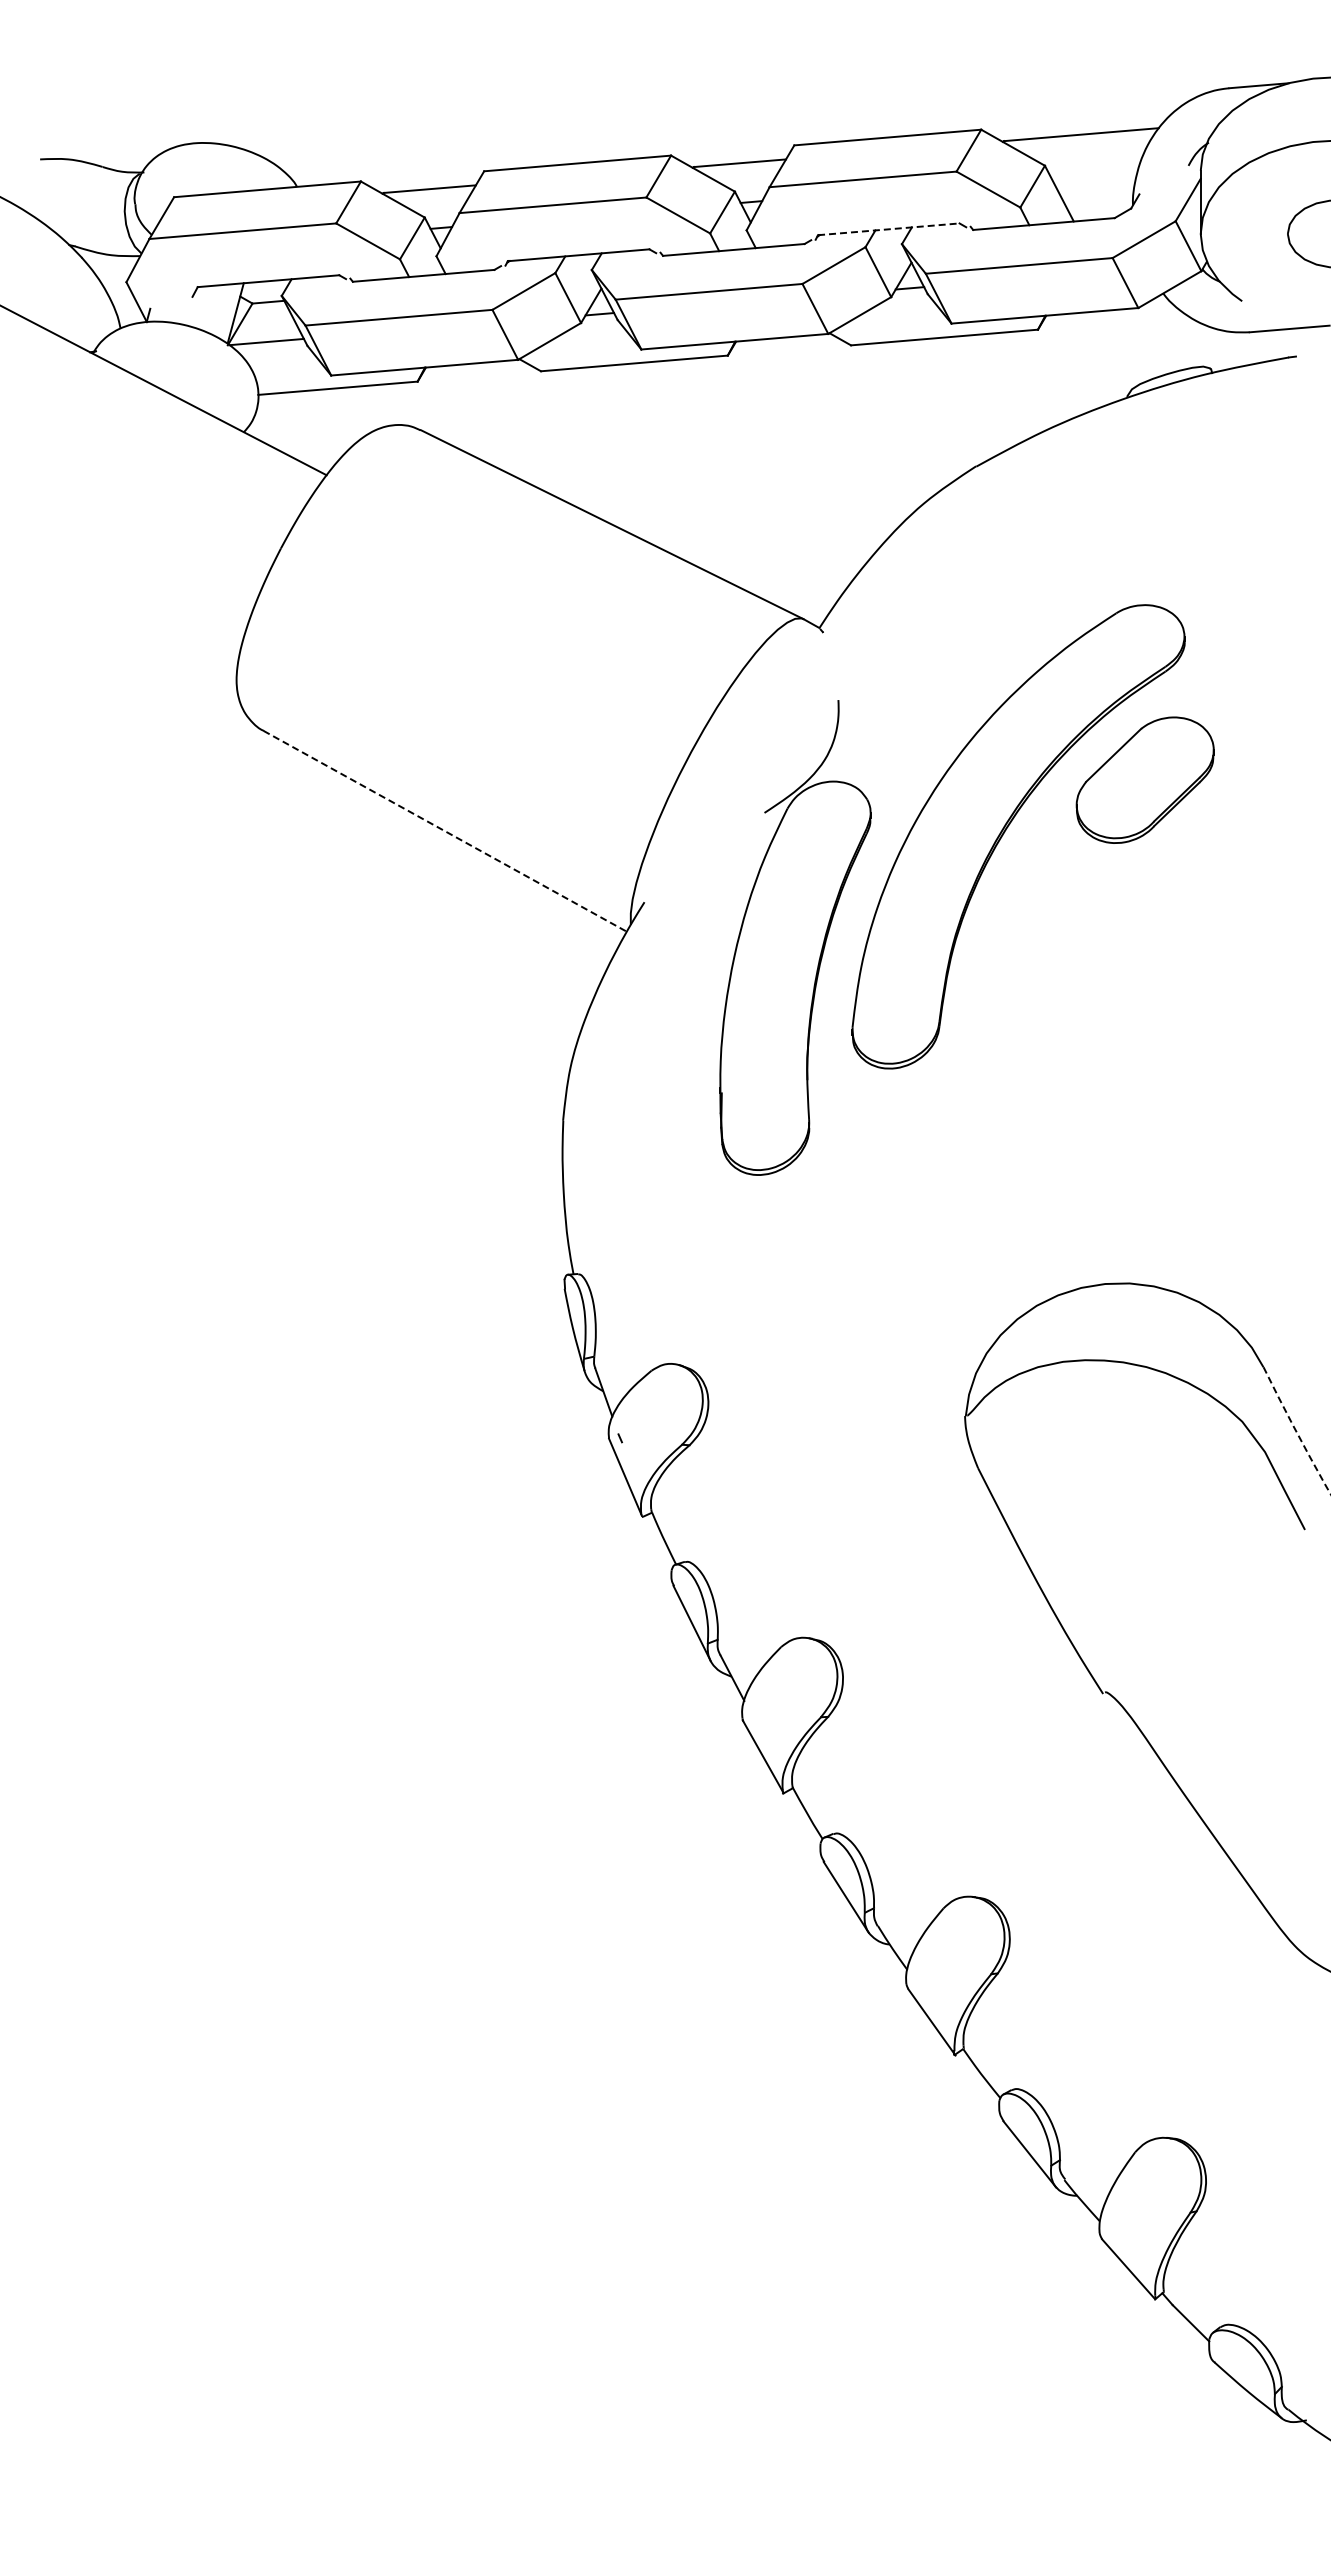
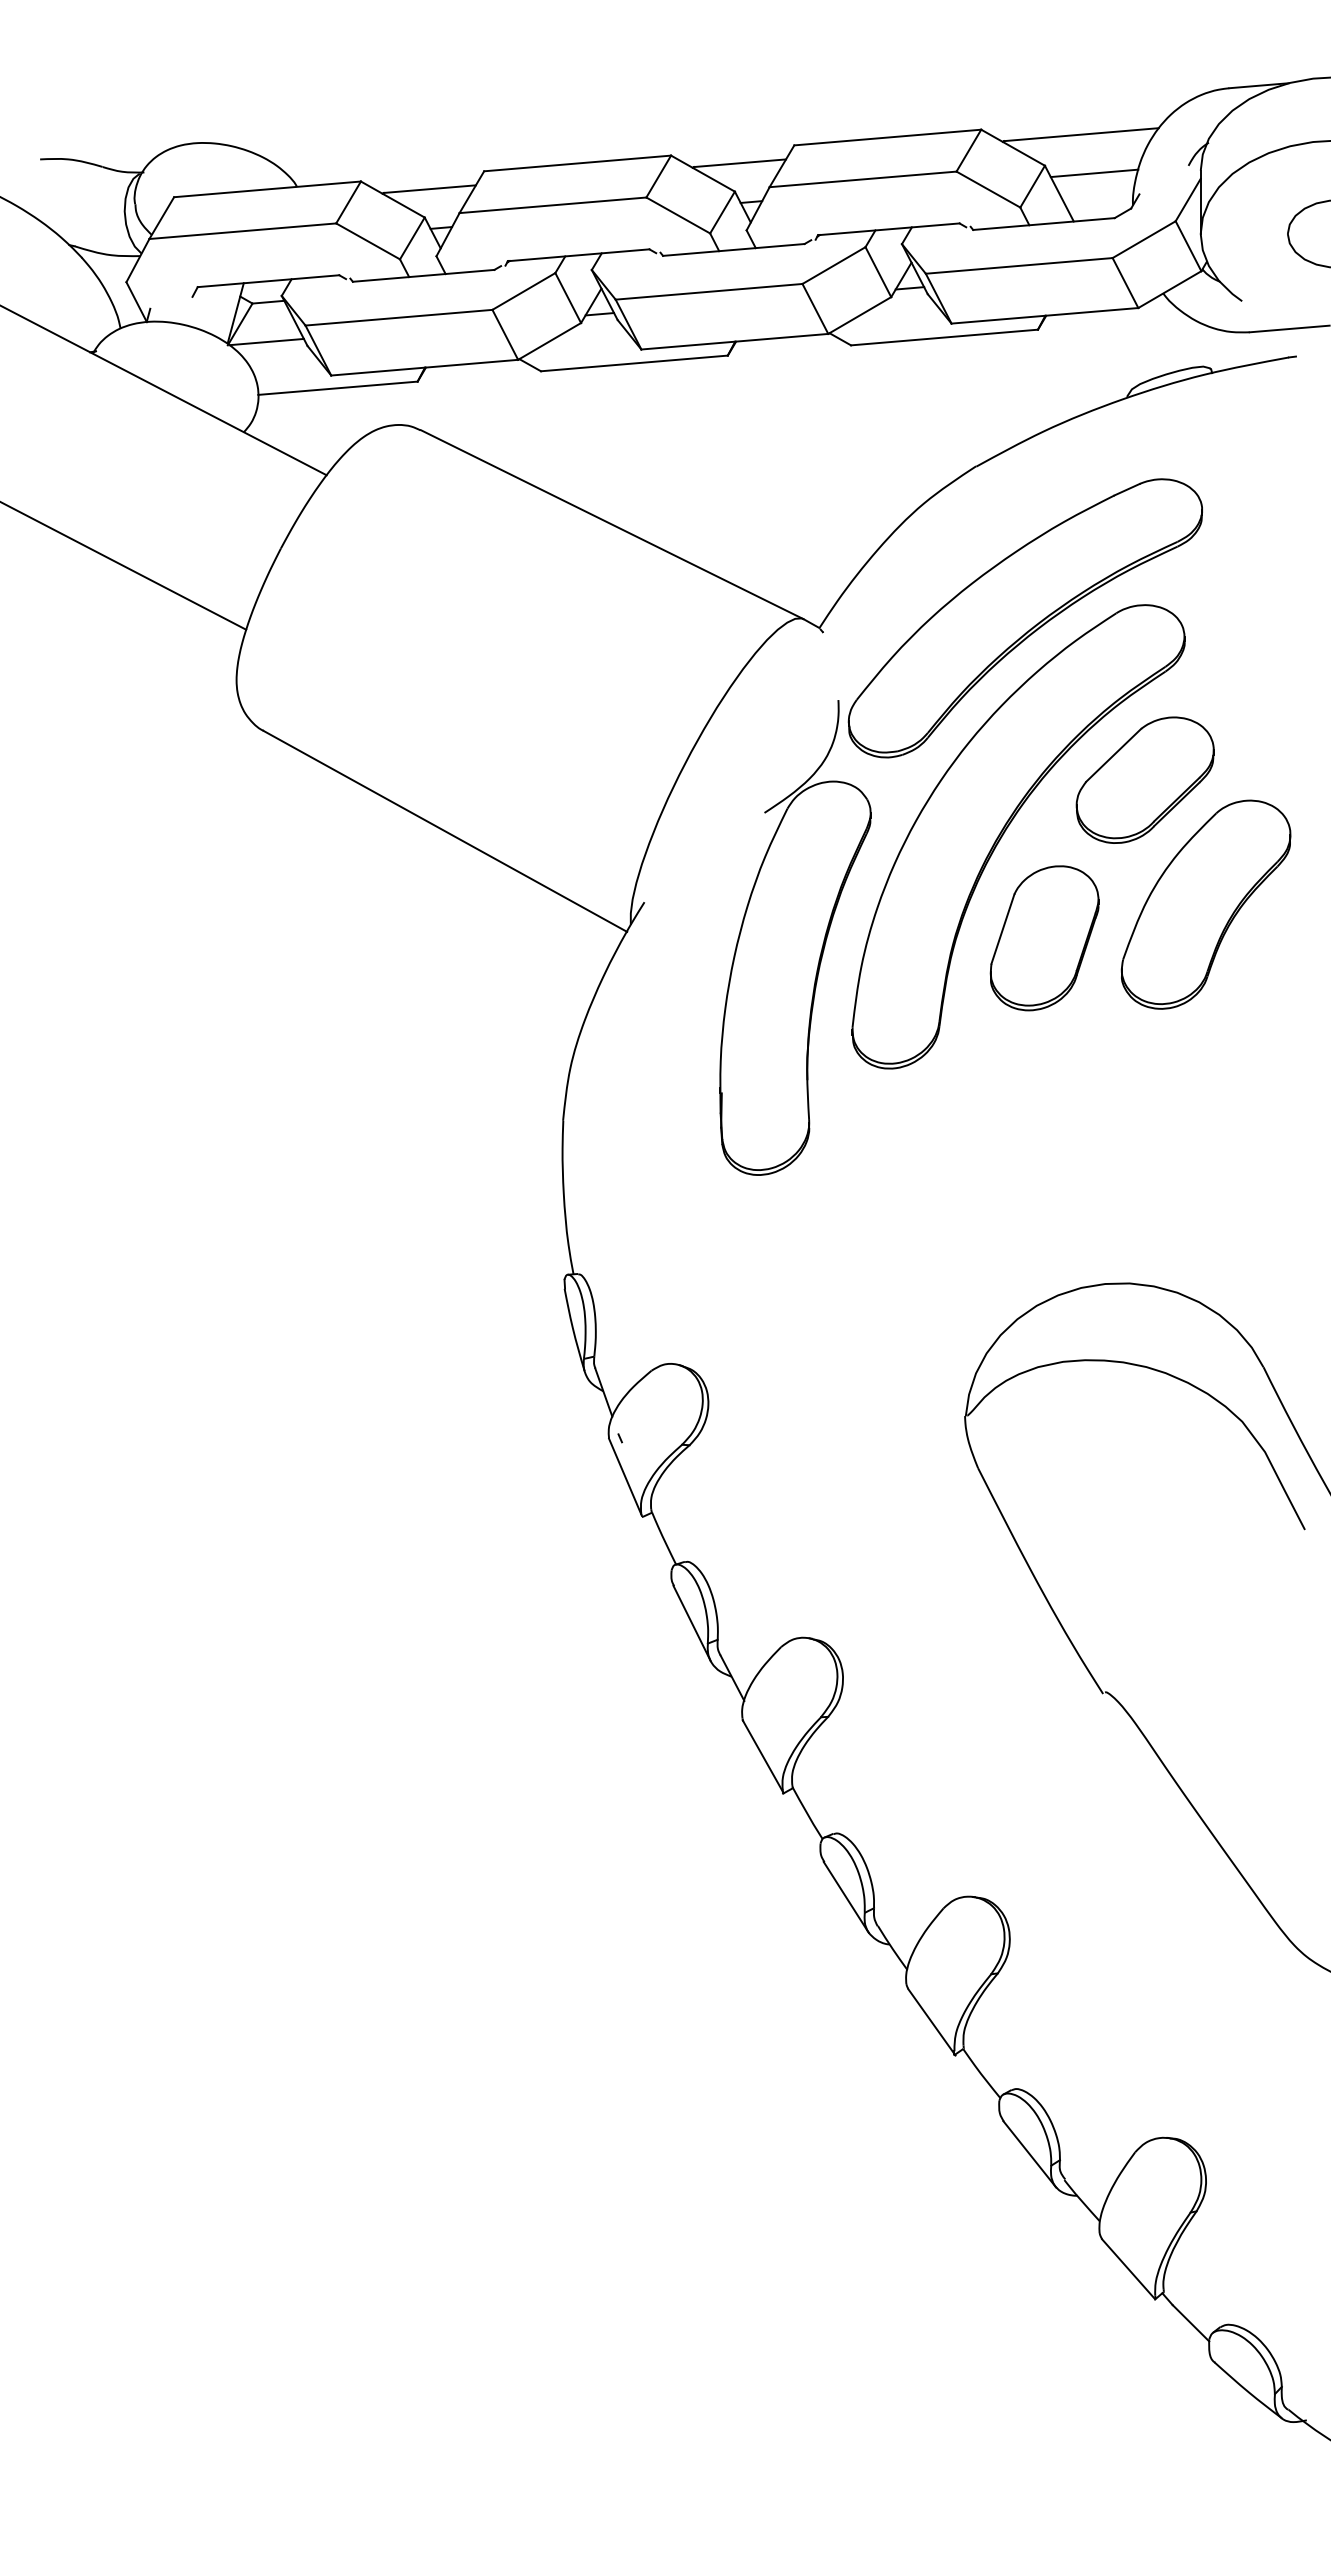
line: none -> present (1094, 173)
line: dashed -> solid (889, 229)
line: none -> present (124, 566)
part: none -> present (1024, 618)
line: dashed -> solid (445, 831)
part: none -> present (1205, 904)
part: none -> present (1044, 938)
arc: dashed -> solid (1296, 1431)
